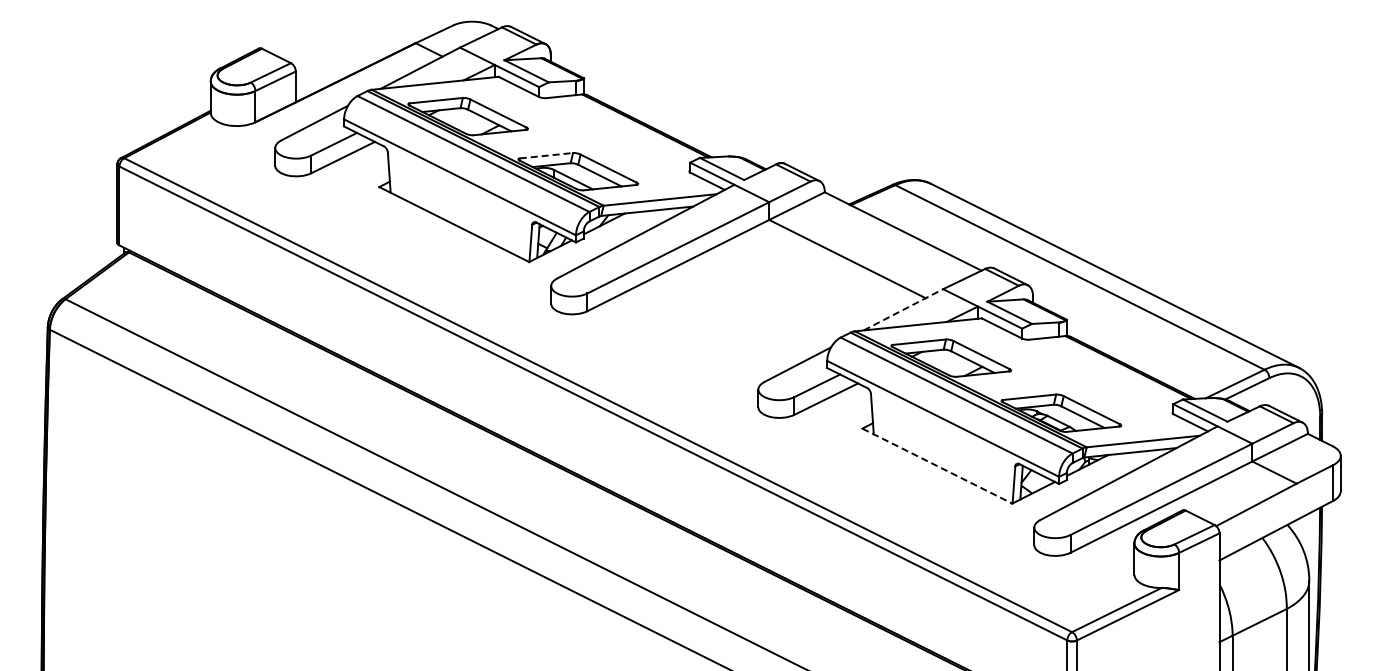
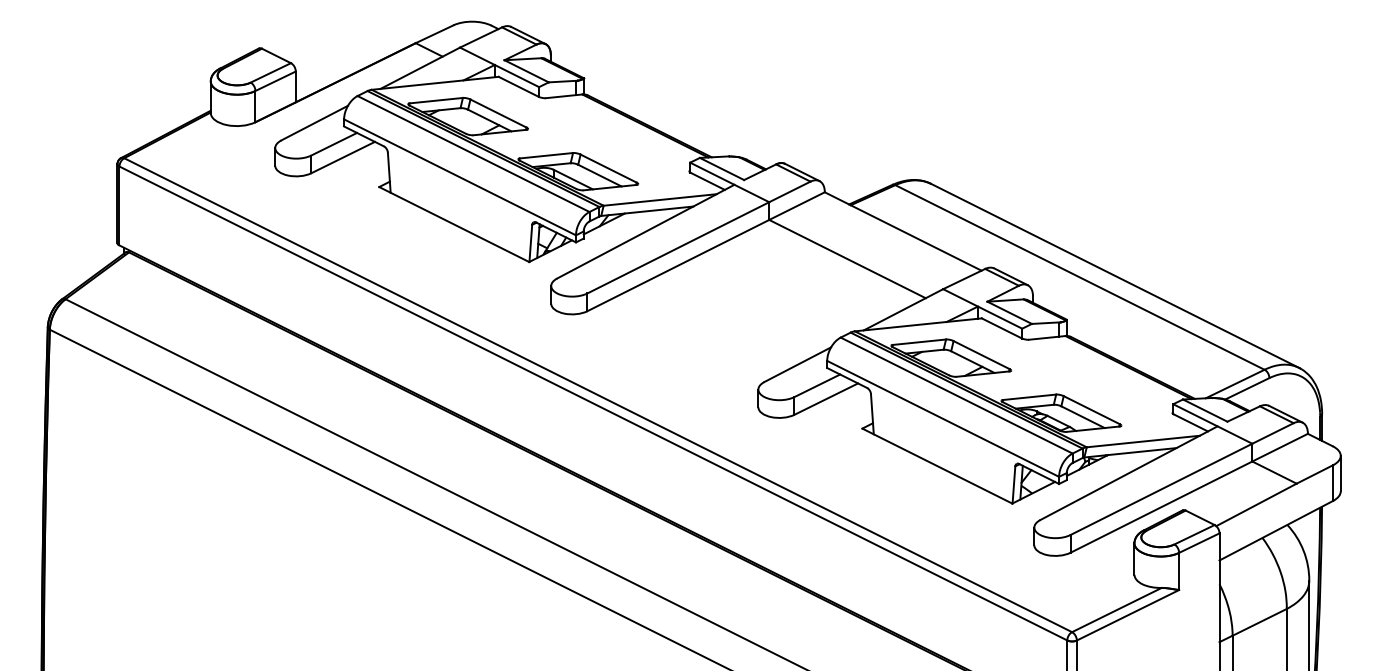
line: dashed -> solid (546, 155)
line: dashed -> solid (903, 309)
line: dashed -> solid (937, 466)
